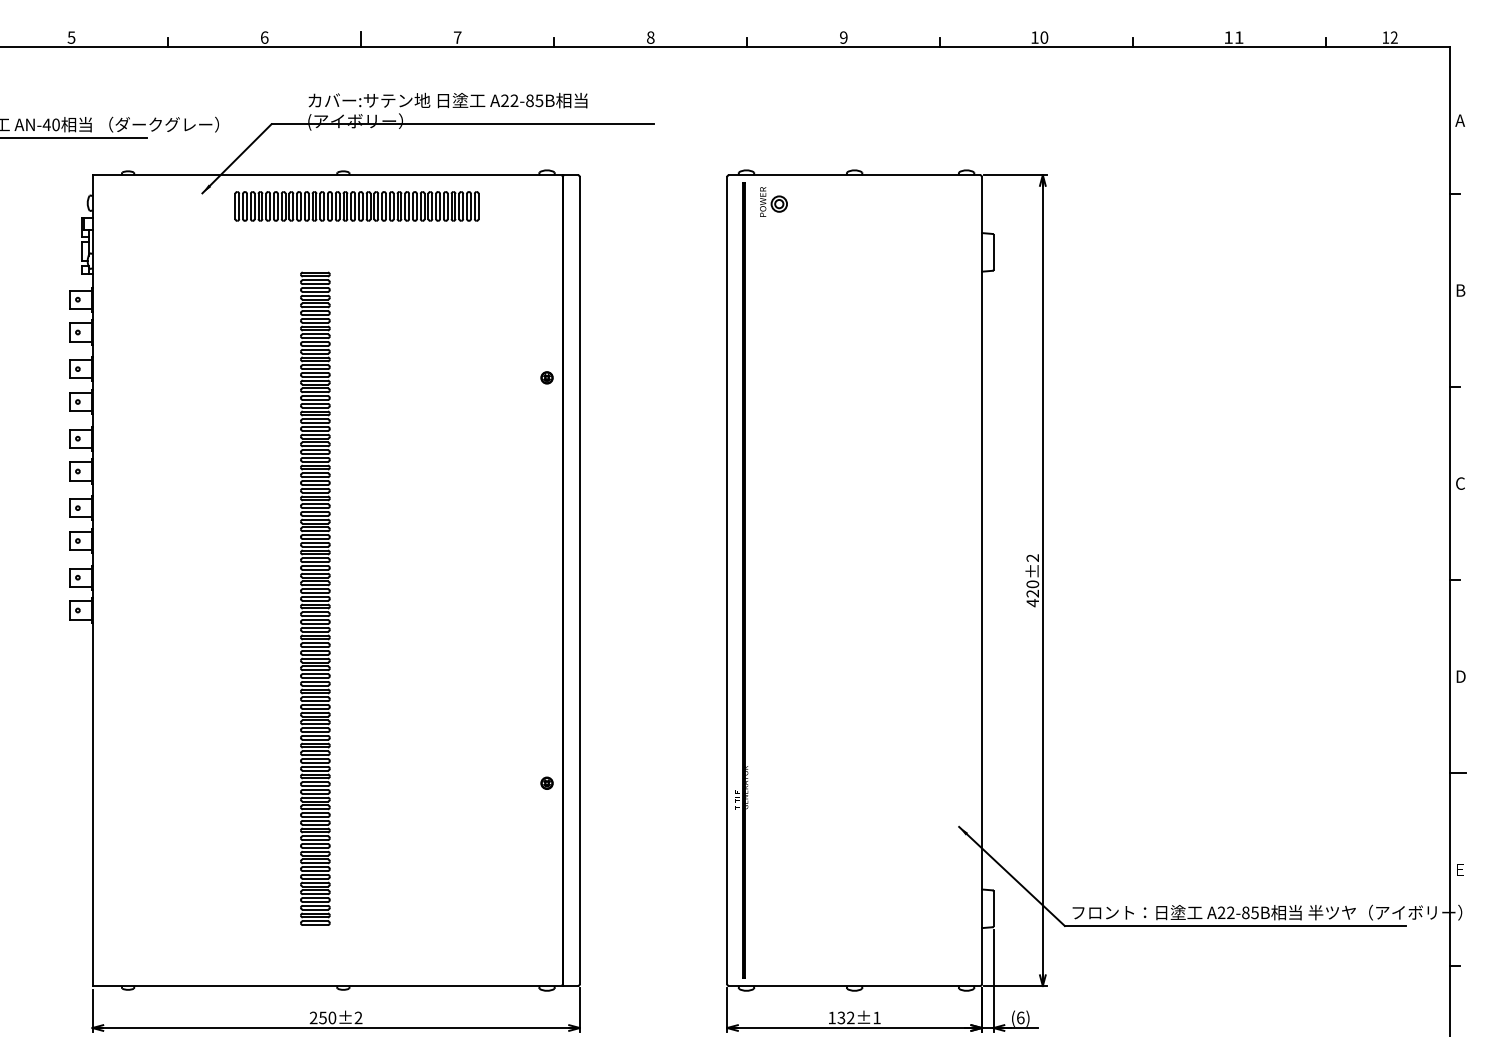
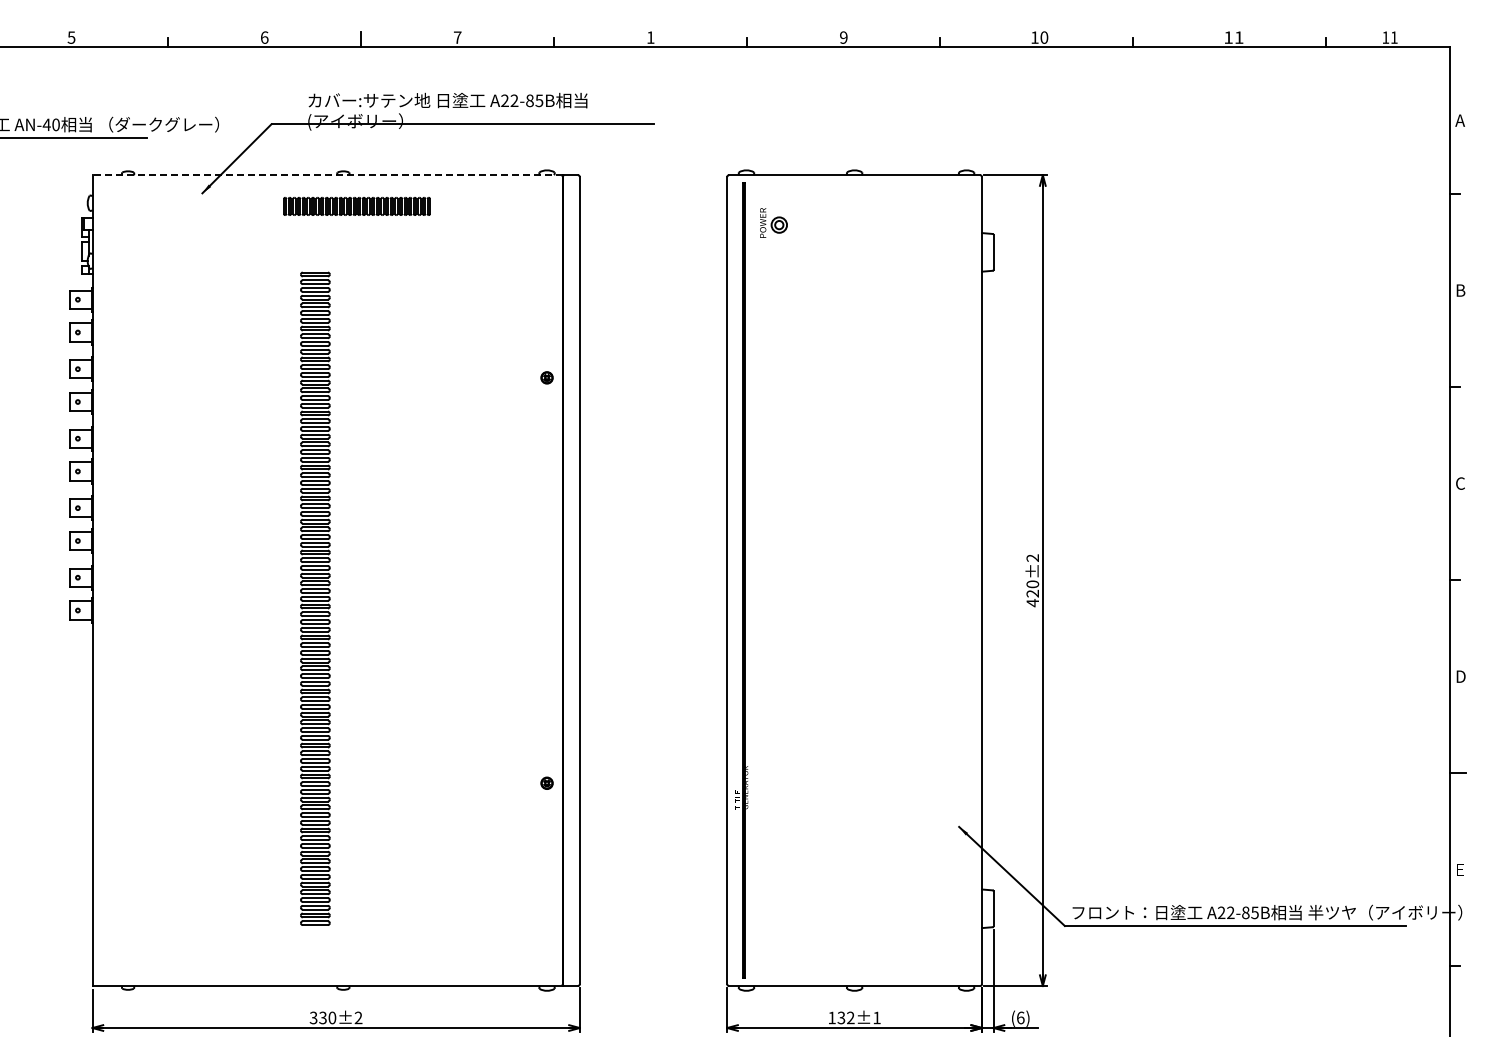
text: 8 -> 1 (650, 37)
text: 12 -> 11 (1393, 37)
line: solid -> dashed (327, 175)
part position: (773, 201) -> (773, 222) (773, 222)
part size: 246x31 px -> 148x19 px (356, 206)
text: 250±2 -> 330±2 (317, 1017)
